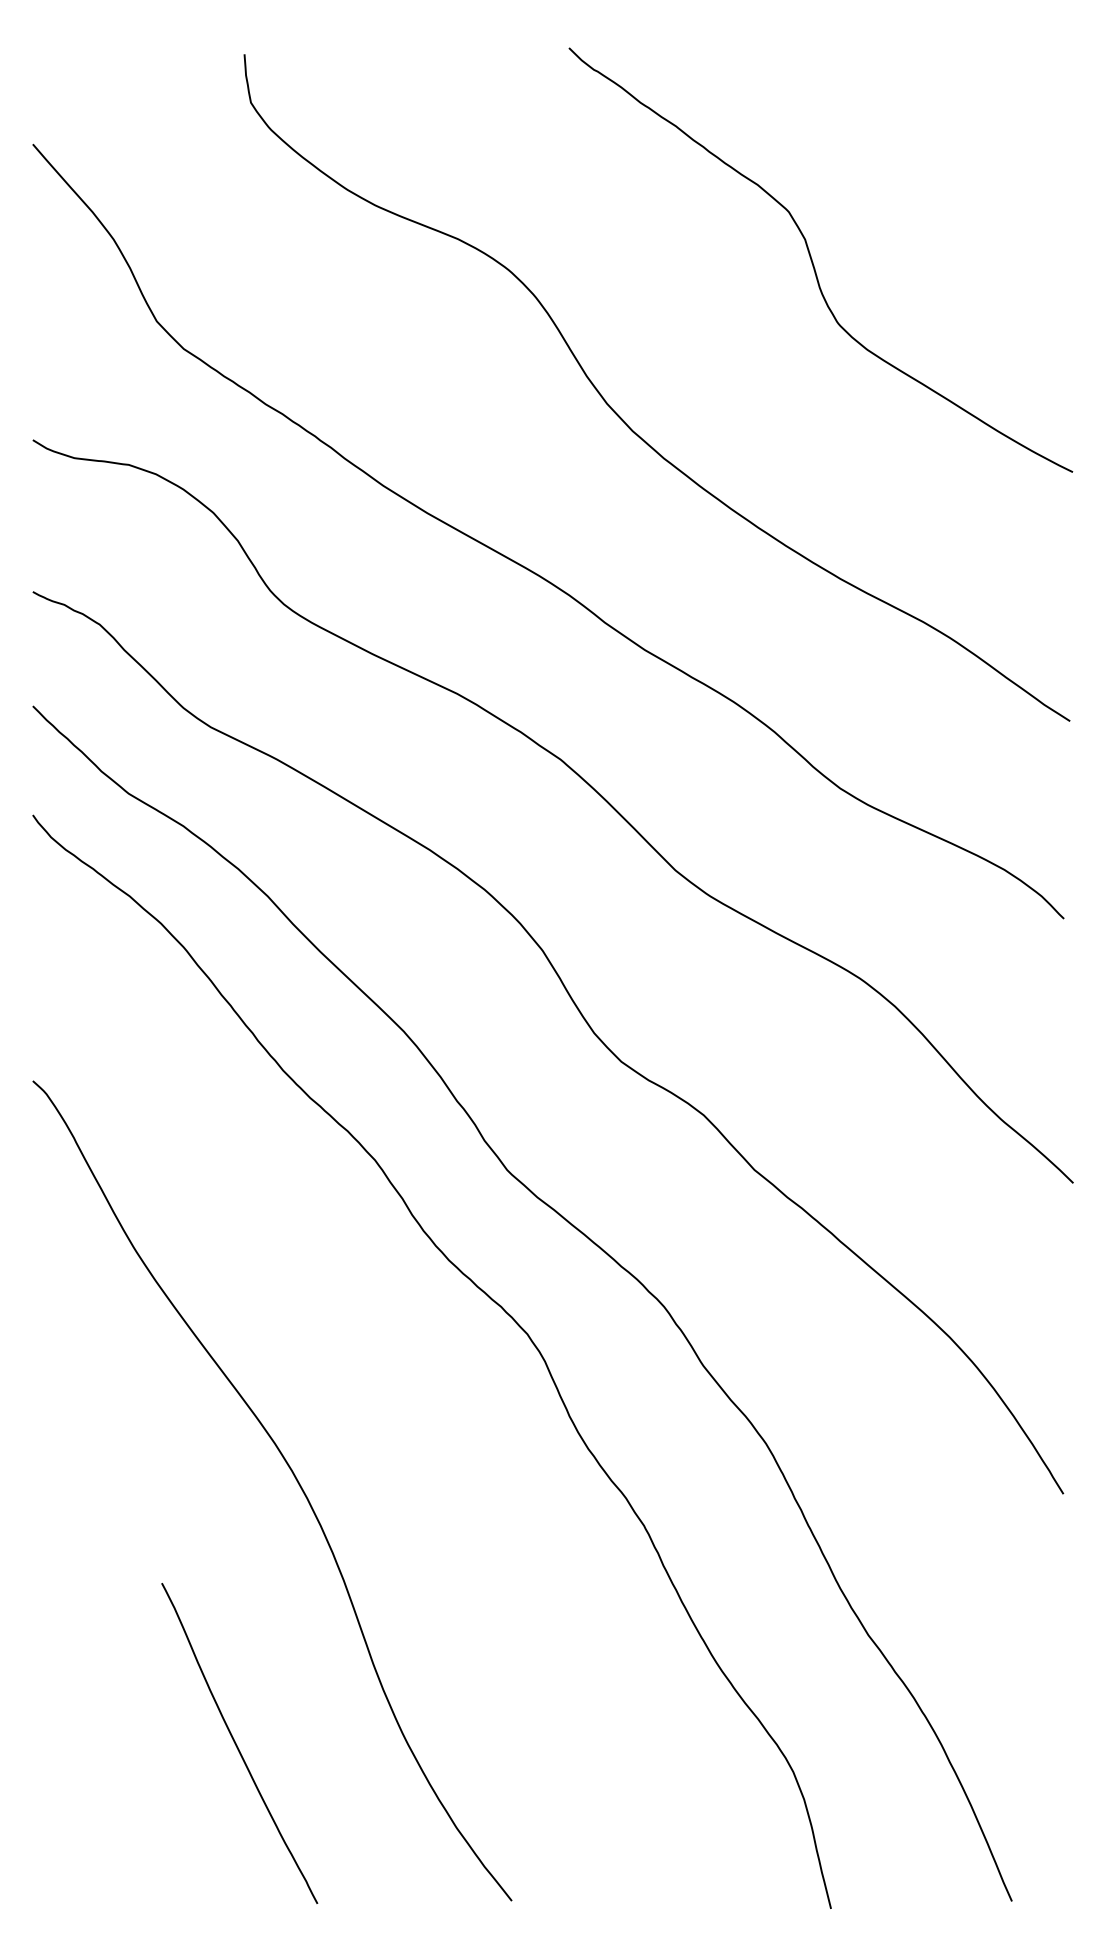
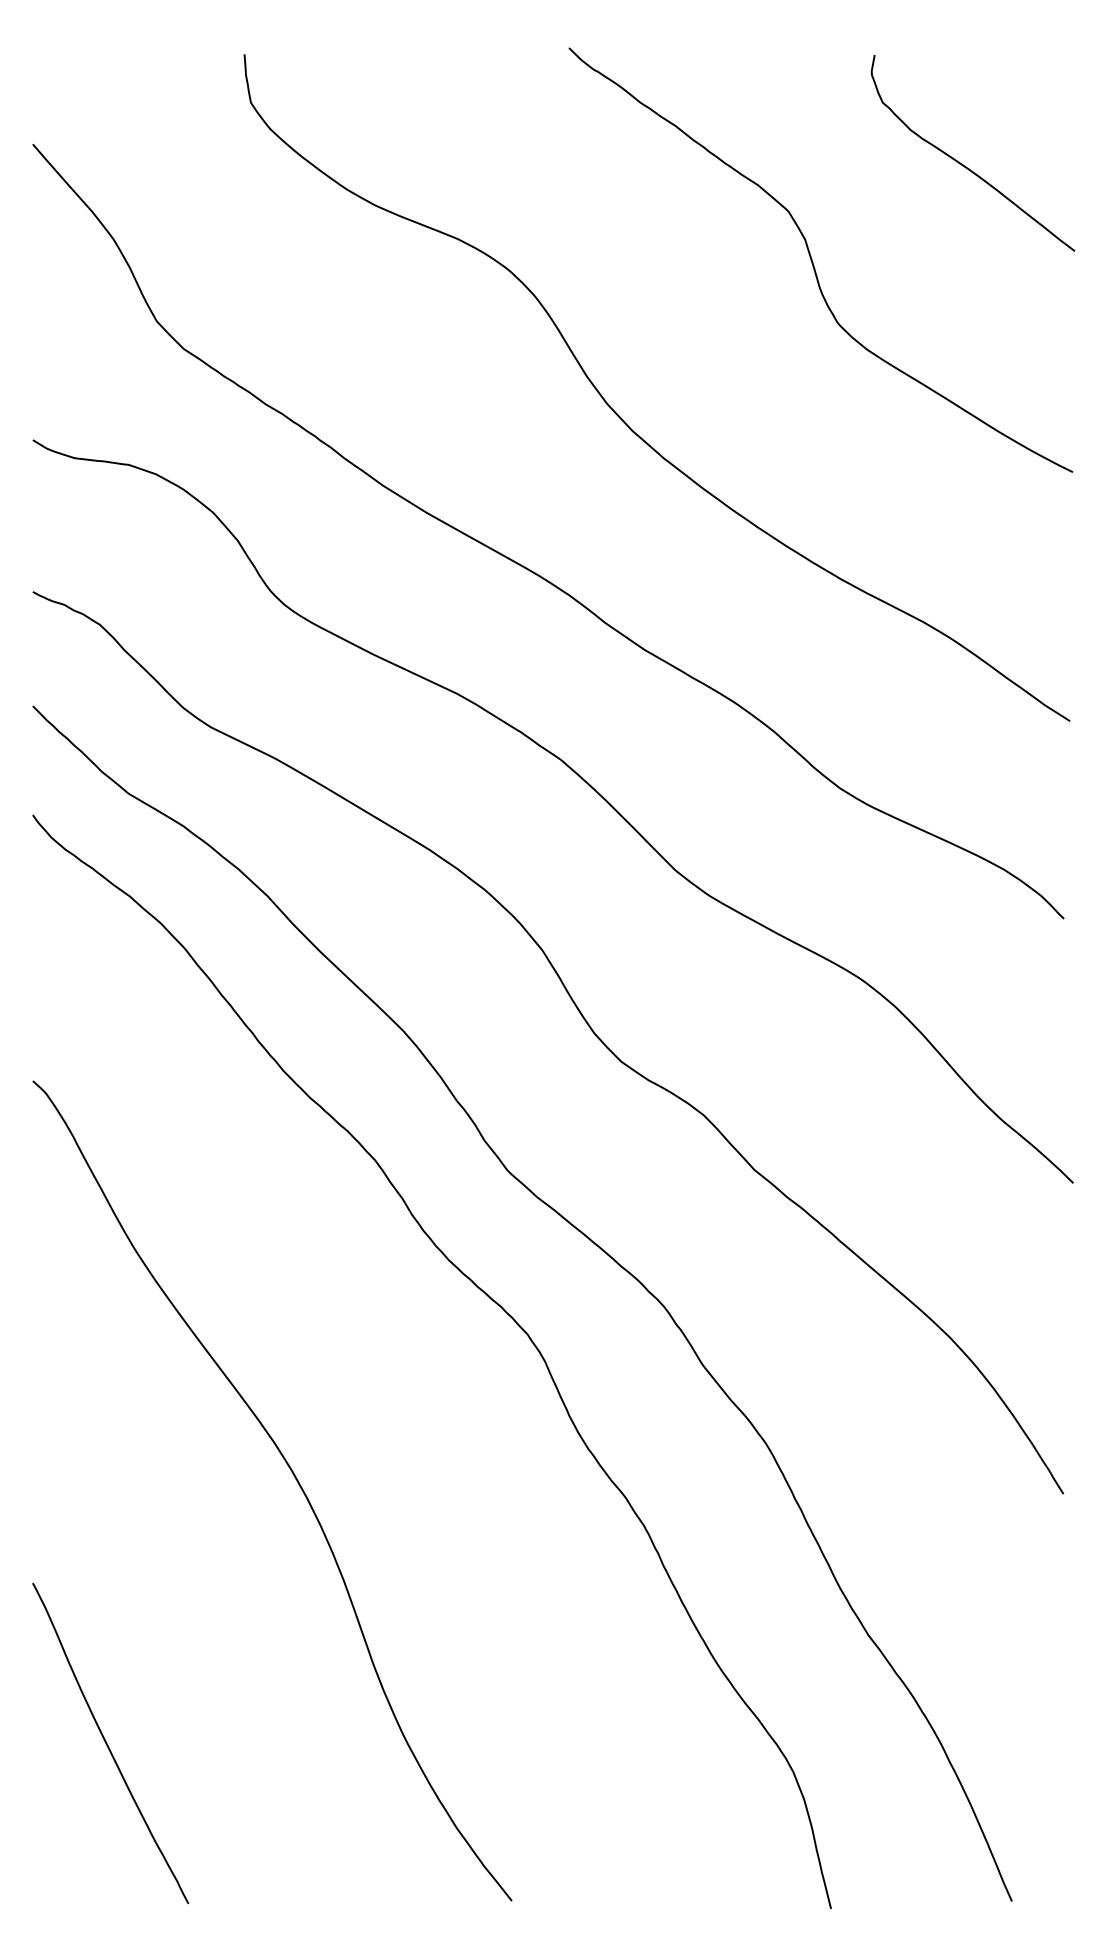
curve: none -> present (965, 165)
curve position: (237, 1745) -> (108, 1745) (108, 1745)
